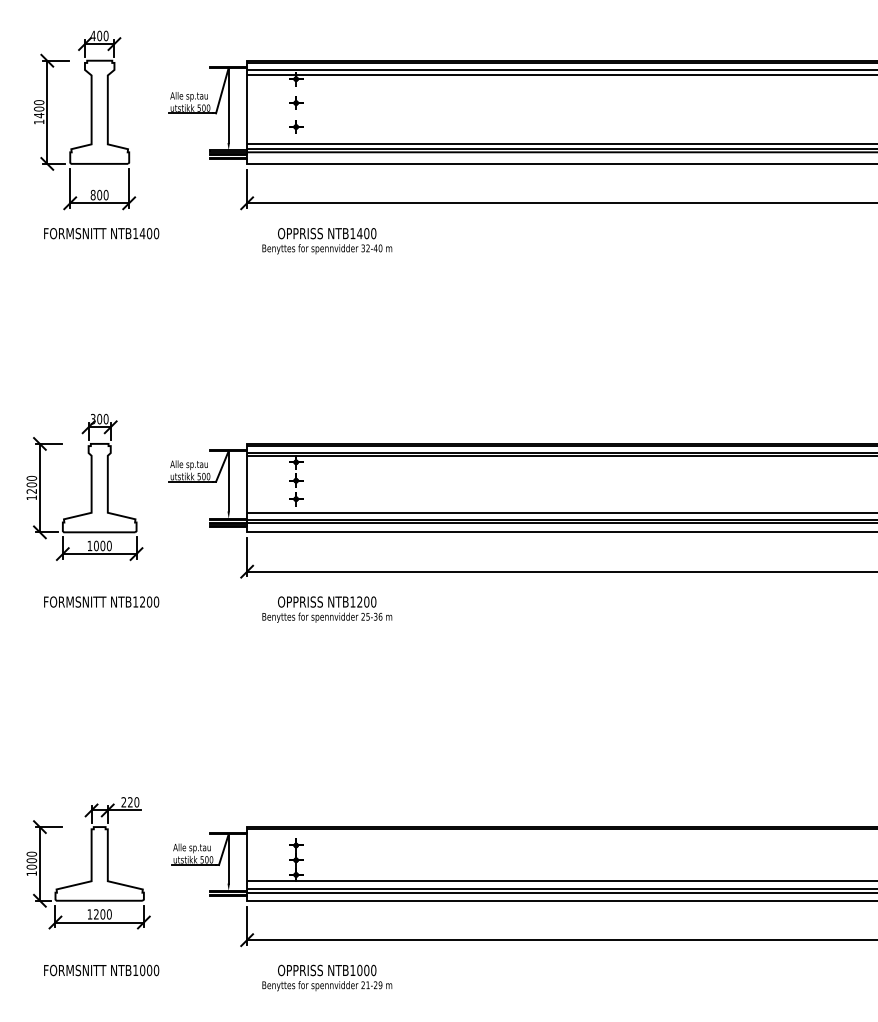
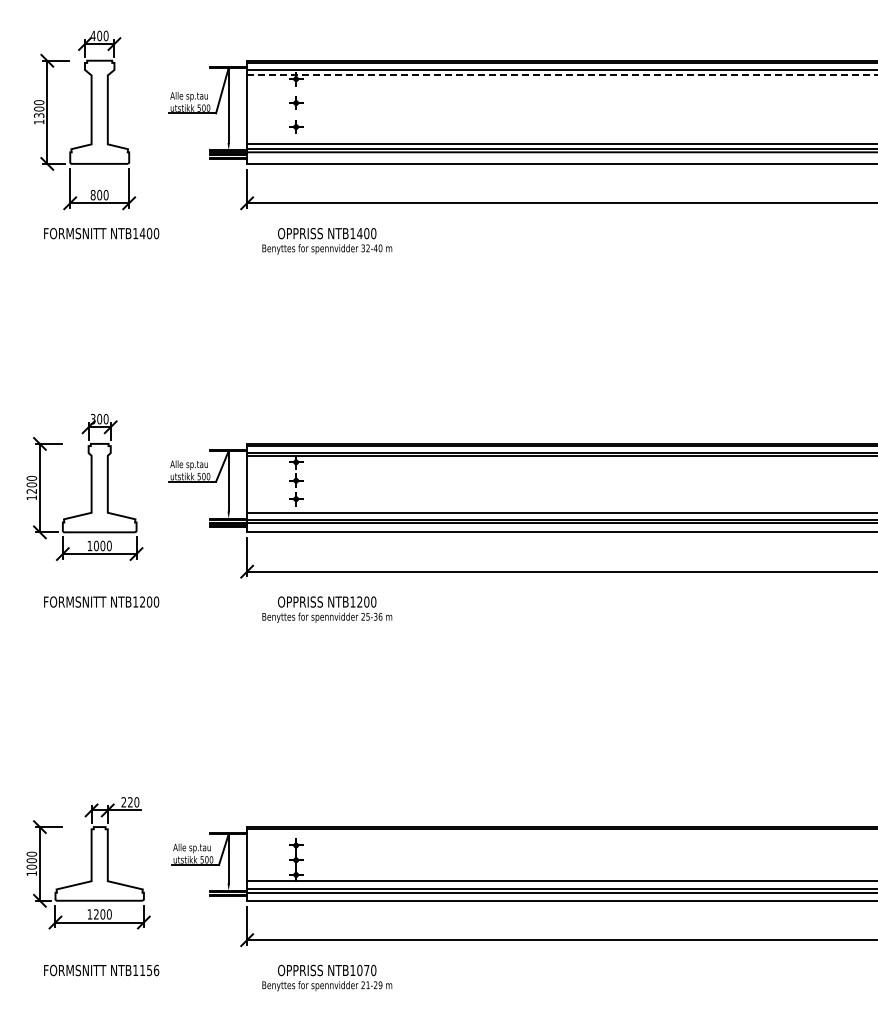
line: solid -> dashed (563, 75)
text: 1400 -> 1300 (39, 115)
text: NTB1000 -> NTB1156 (149, 970)
text: NTB1000 -> NTB1070 (366, 970)
